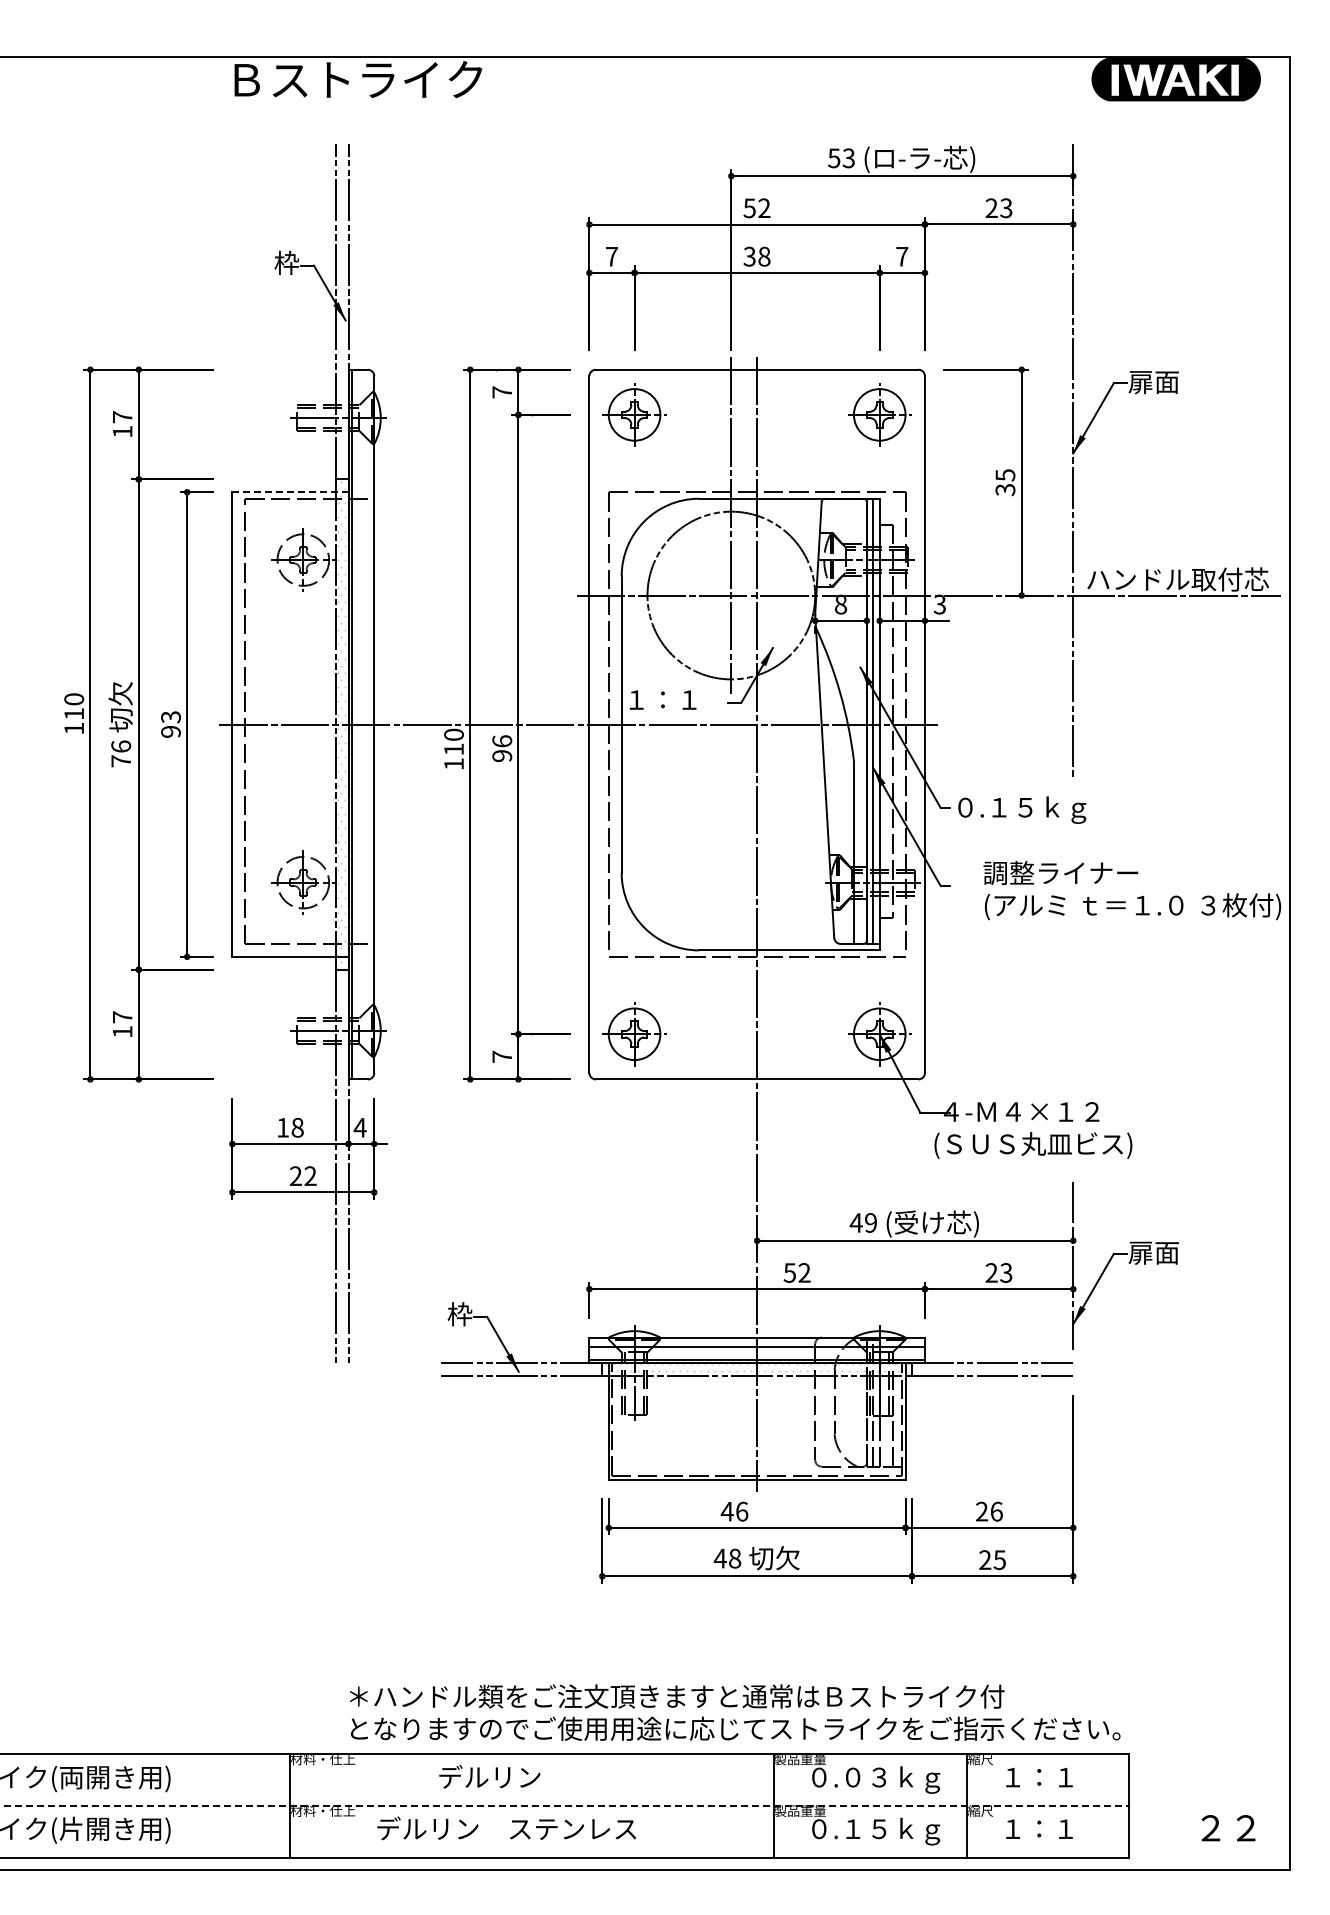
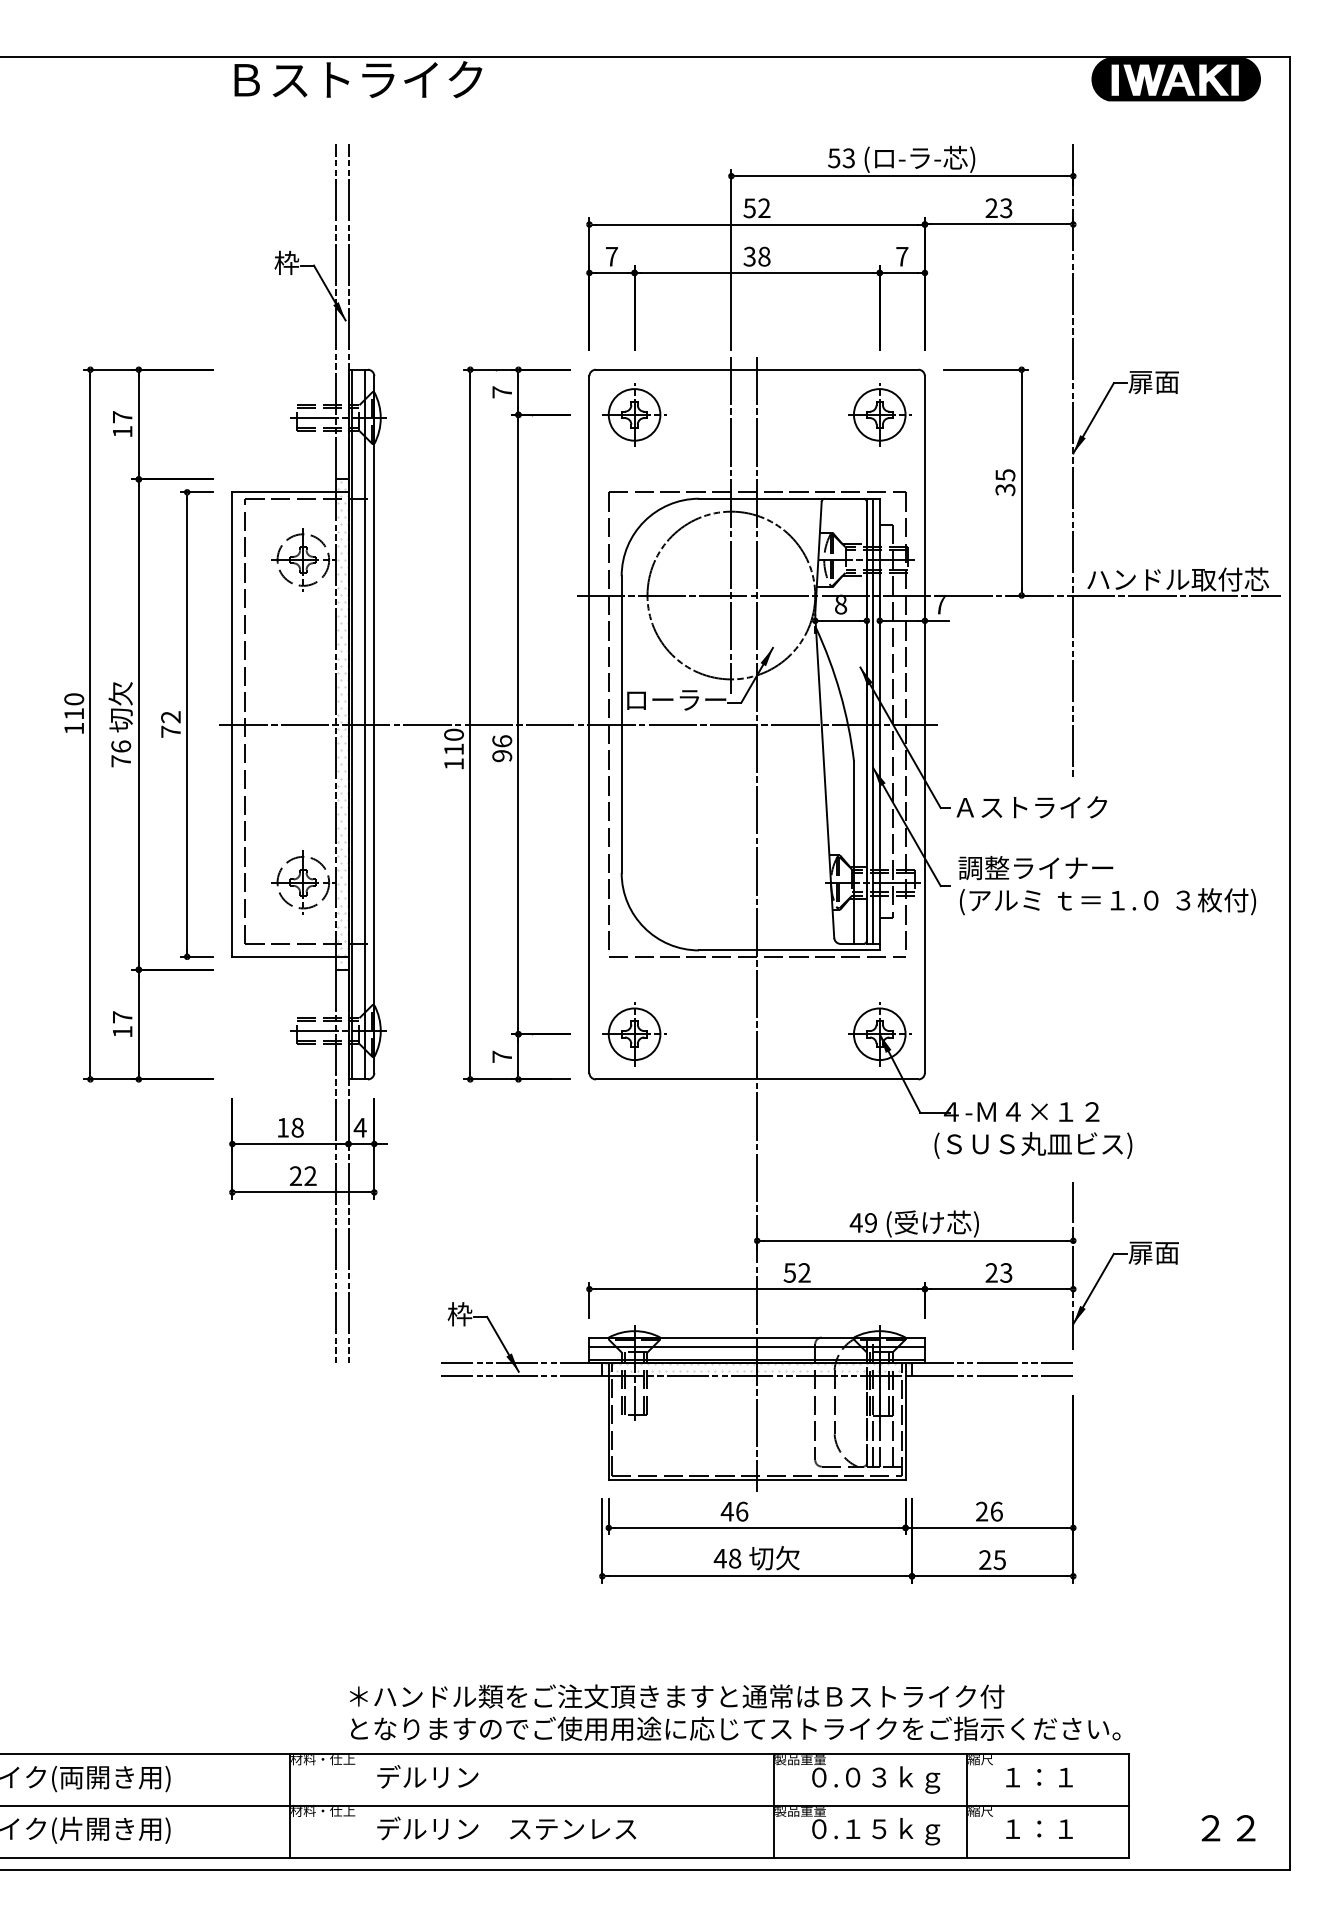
line: dashed -> solid (290, 492)
text: 3 -> 7 (939, 604)
text: １：１ -> ローラー (676, 700)
text: 93 -> 72 (170, 724)
line: none -> present (364, 724)
text: ０.１５ｋｇ -> Ａストライク (1031, 809)
text position: (1131, 890) -> (1106, 885) (1106, 885)
text position: (489, 1776) -> (427, 1776) (427, 1776)
line: dashed -> solid (564, 1805)
